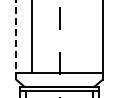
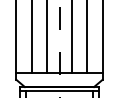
line: none -> present (47, 37)
line: none -> present (71, 37)
line: none -> present (87, 37)
line: dashed -> solid (16, 39)
